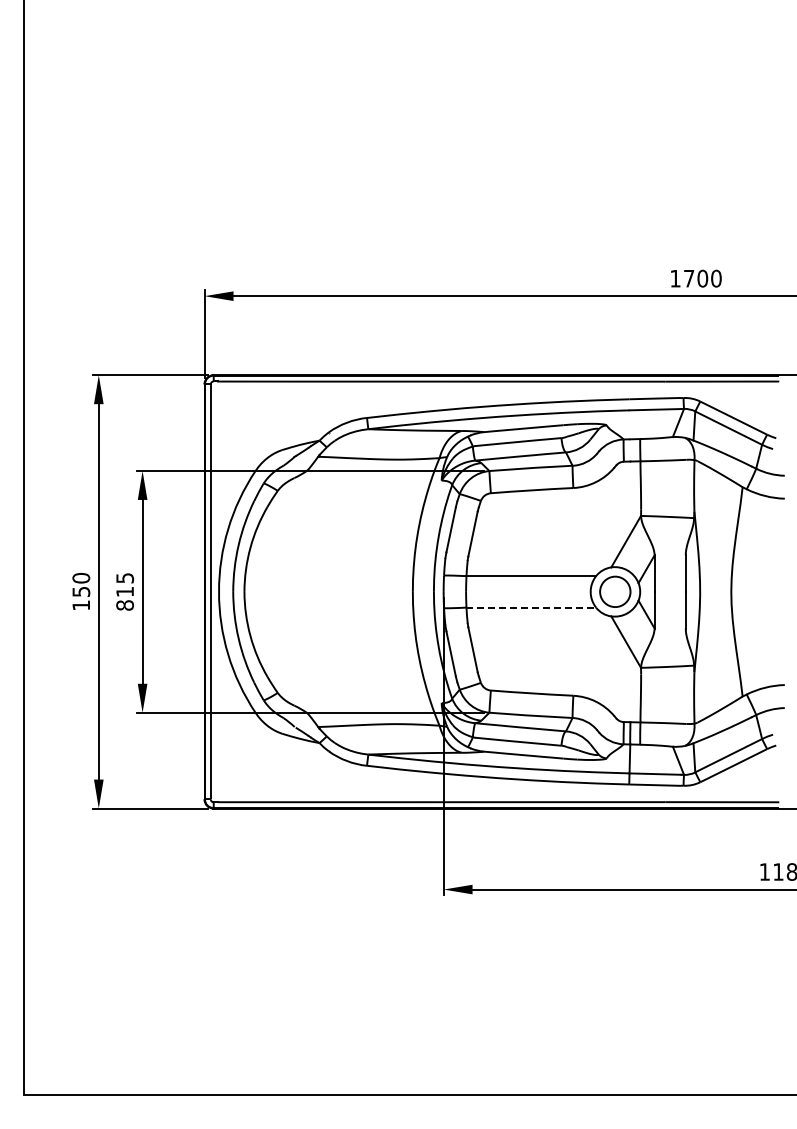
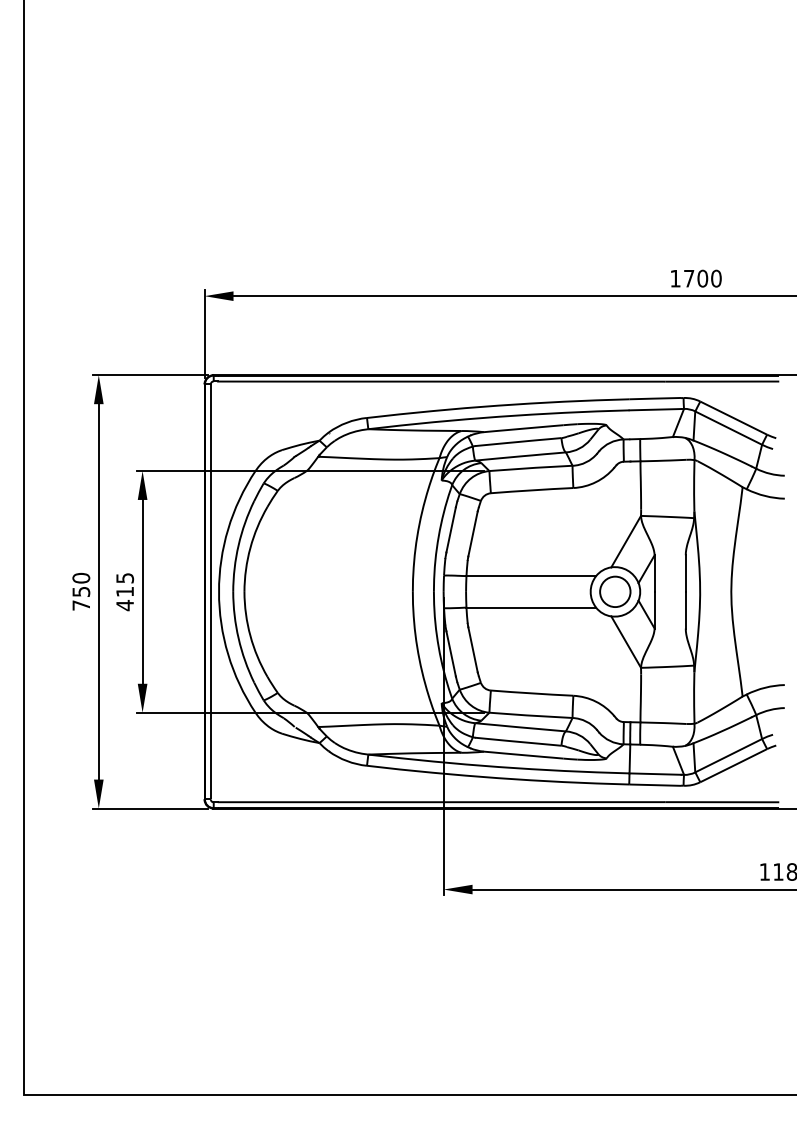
text: 150 -> 750 (80, 605)
text: 815 -> 415 (125, 605)
line: dashed -> solid (531, 607)
